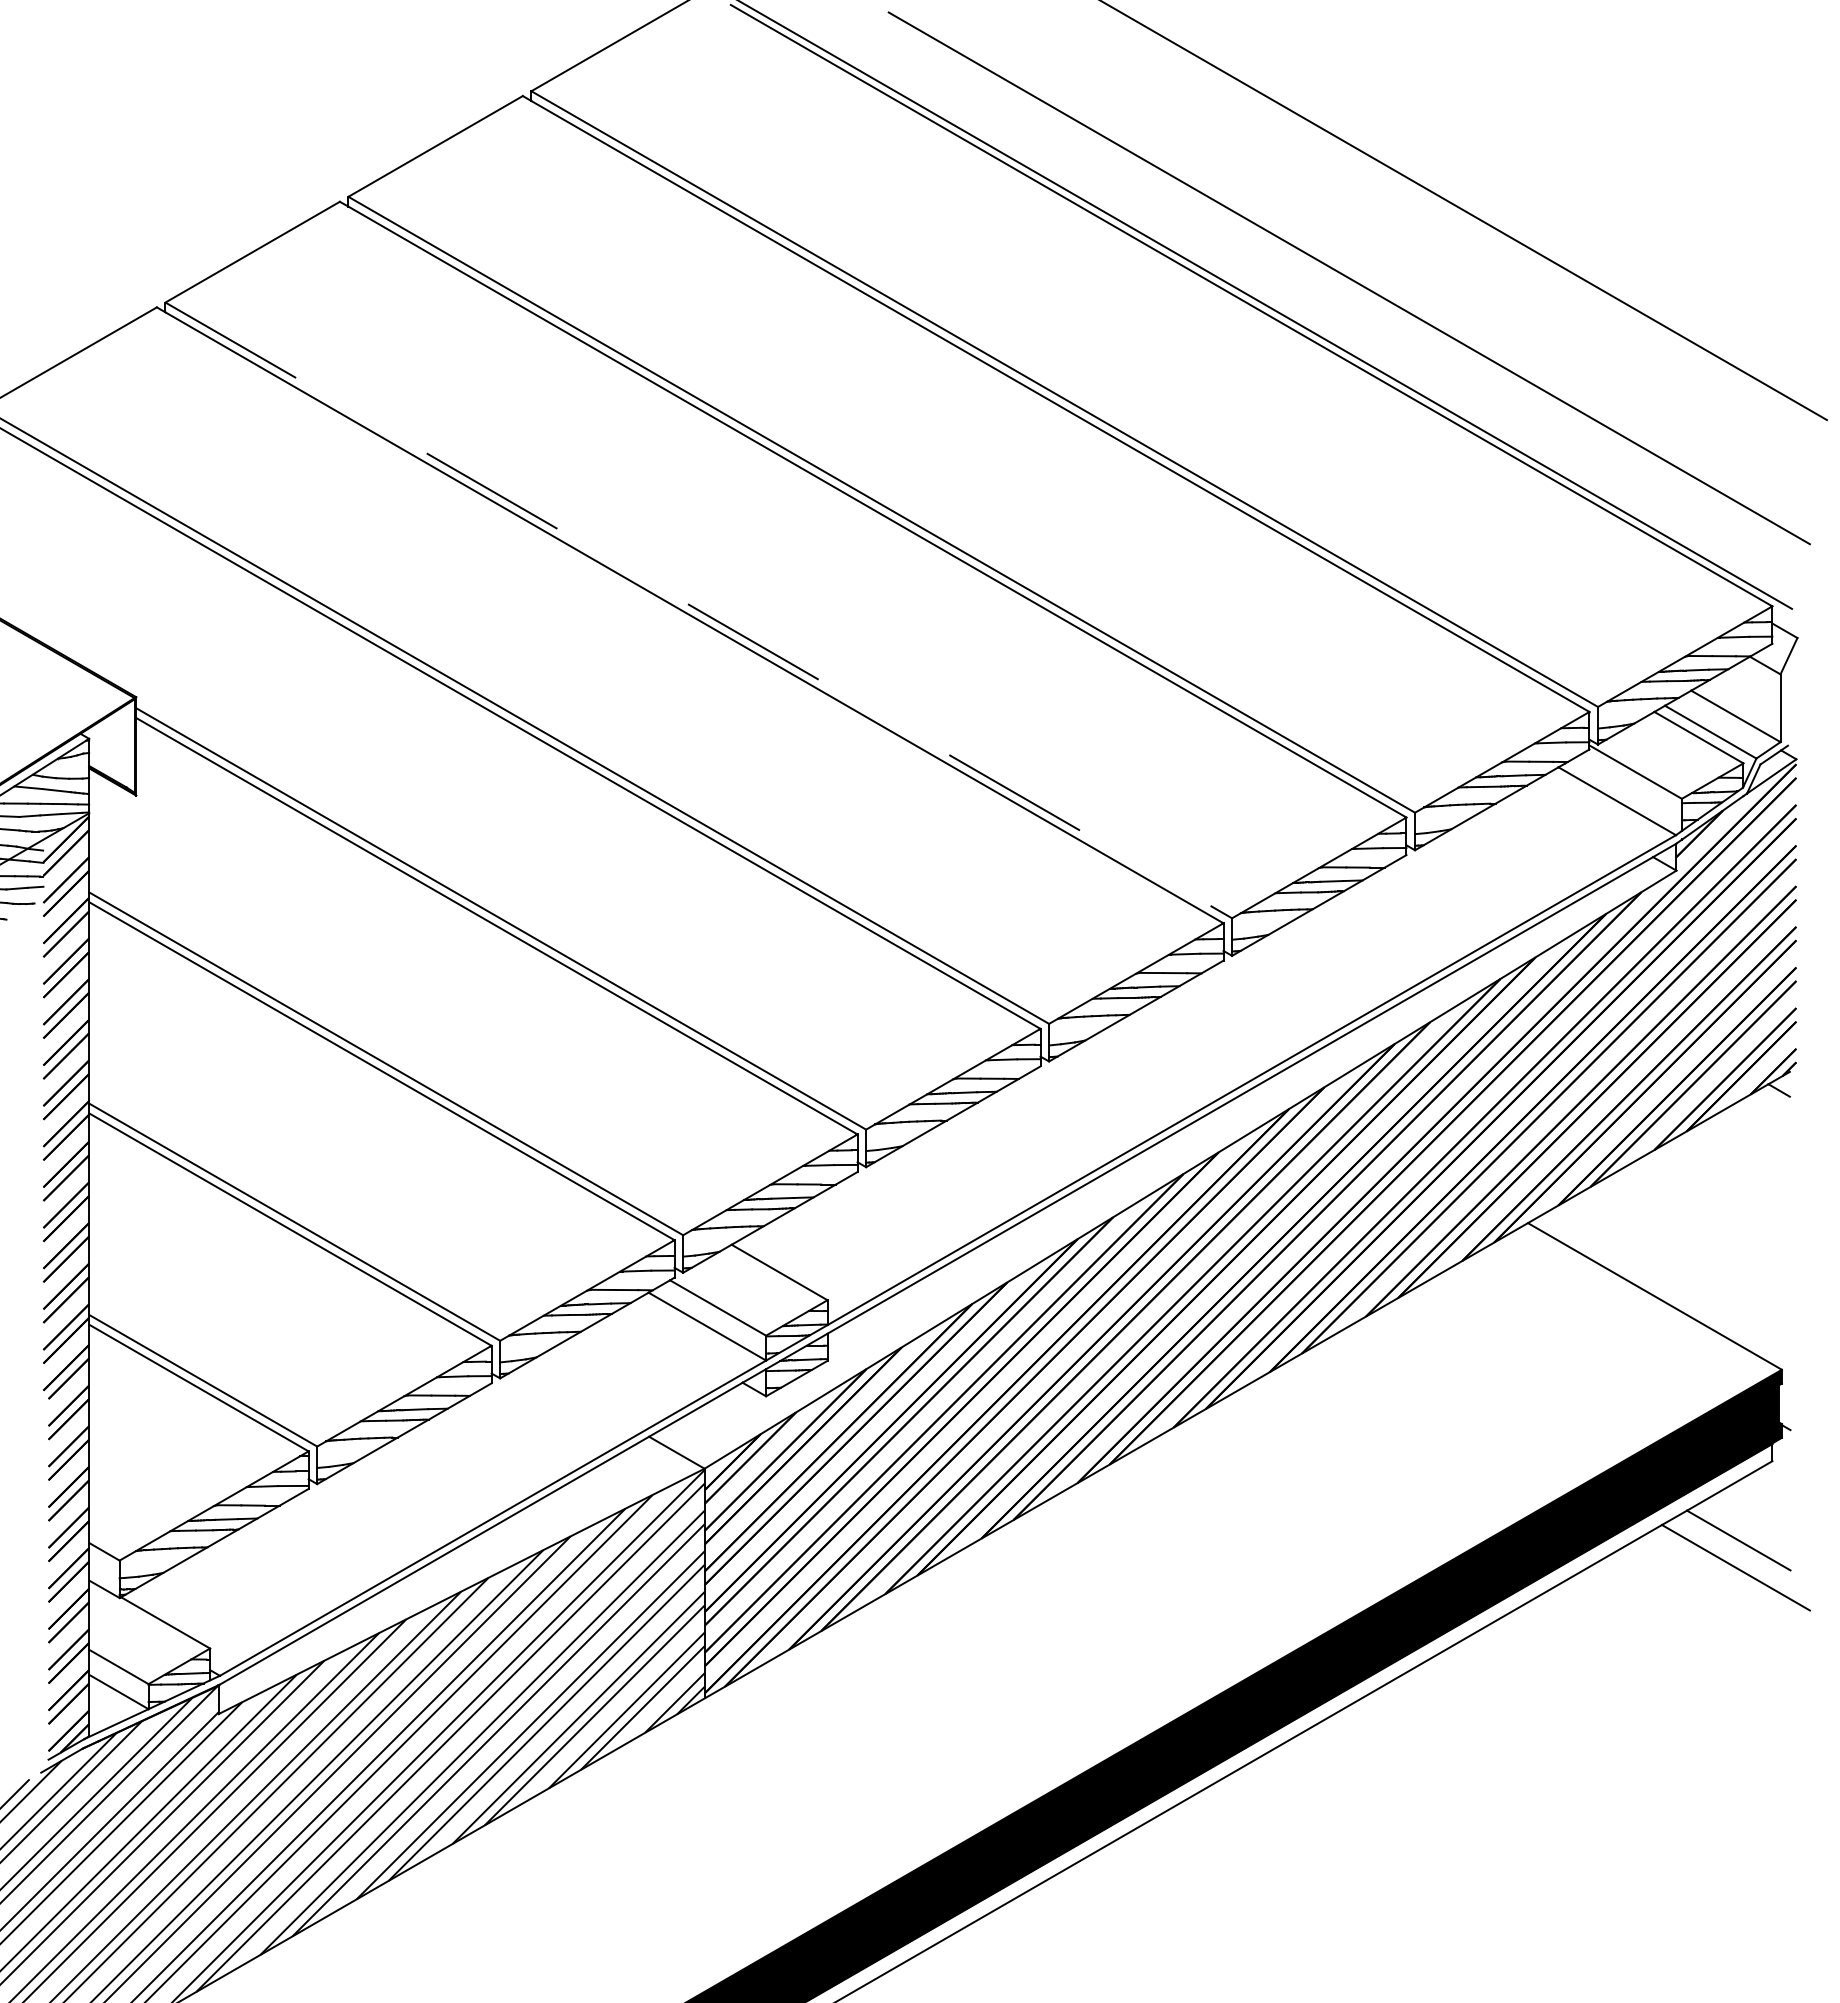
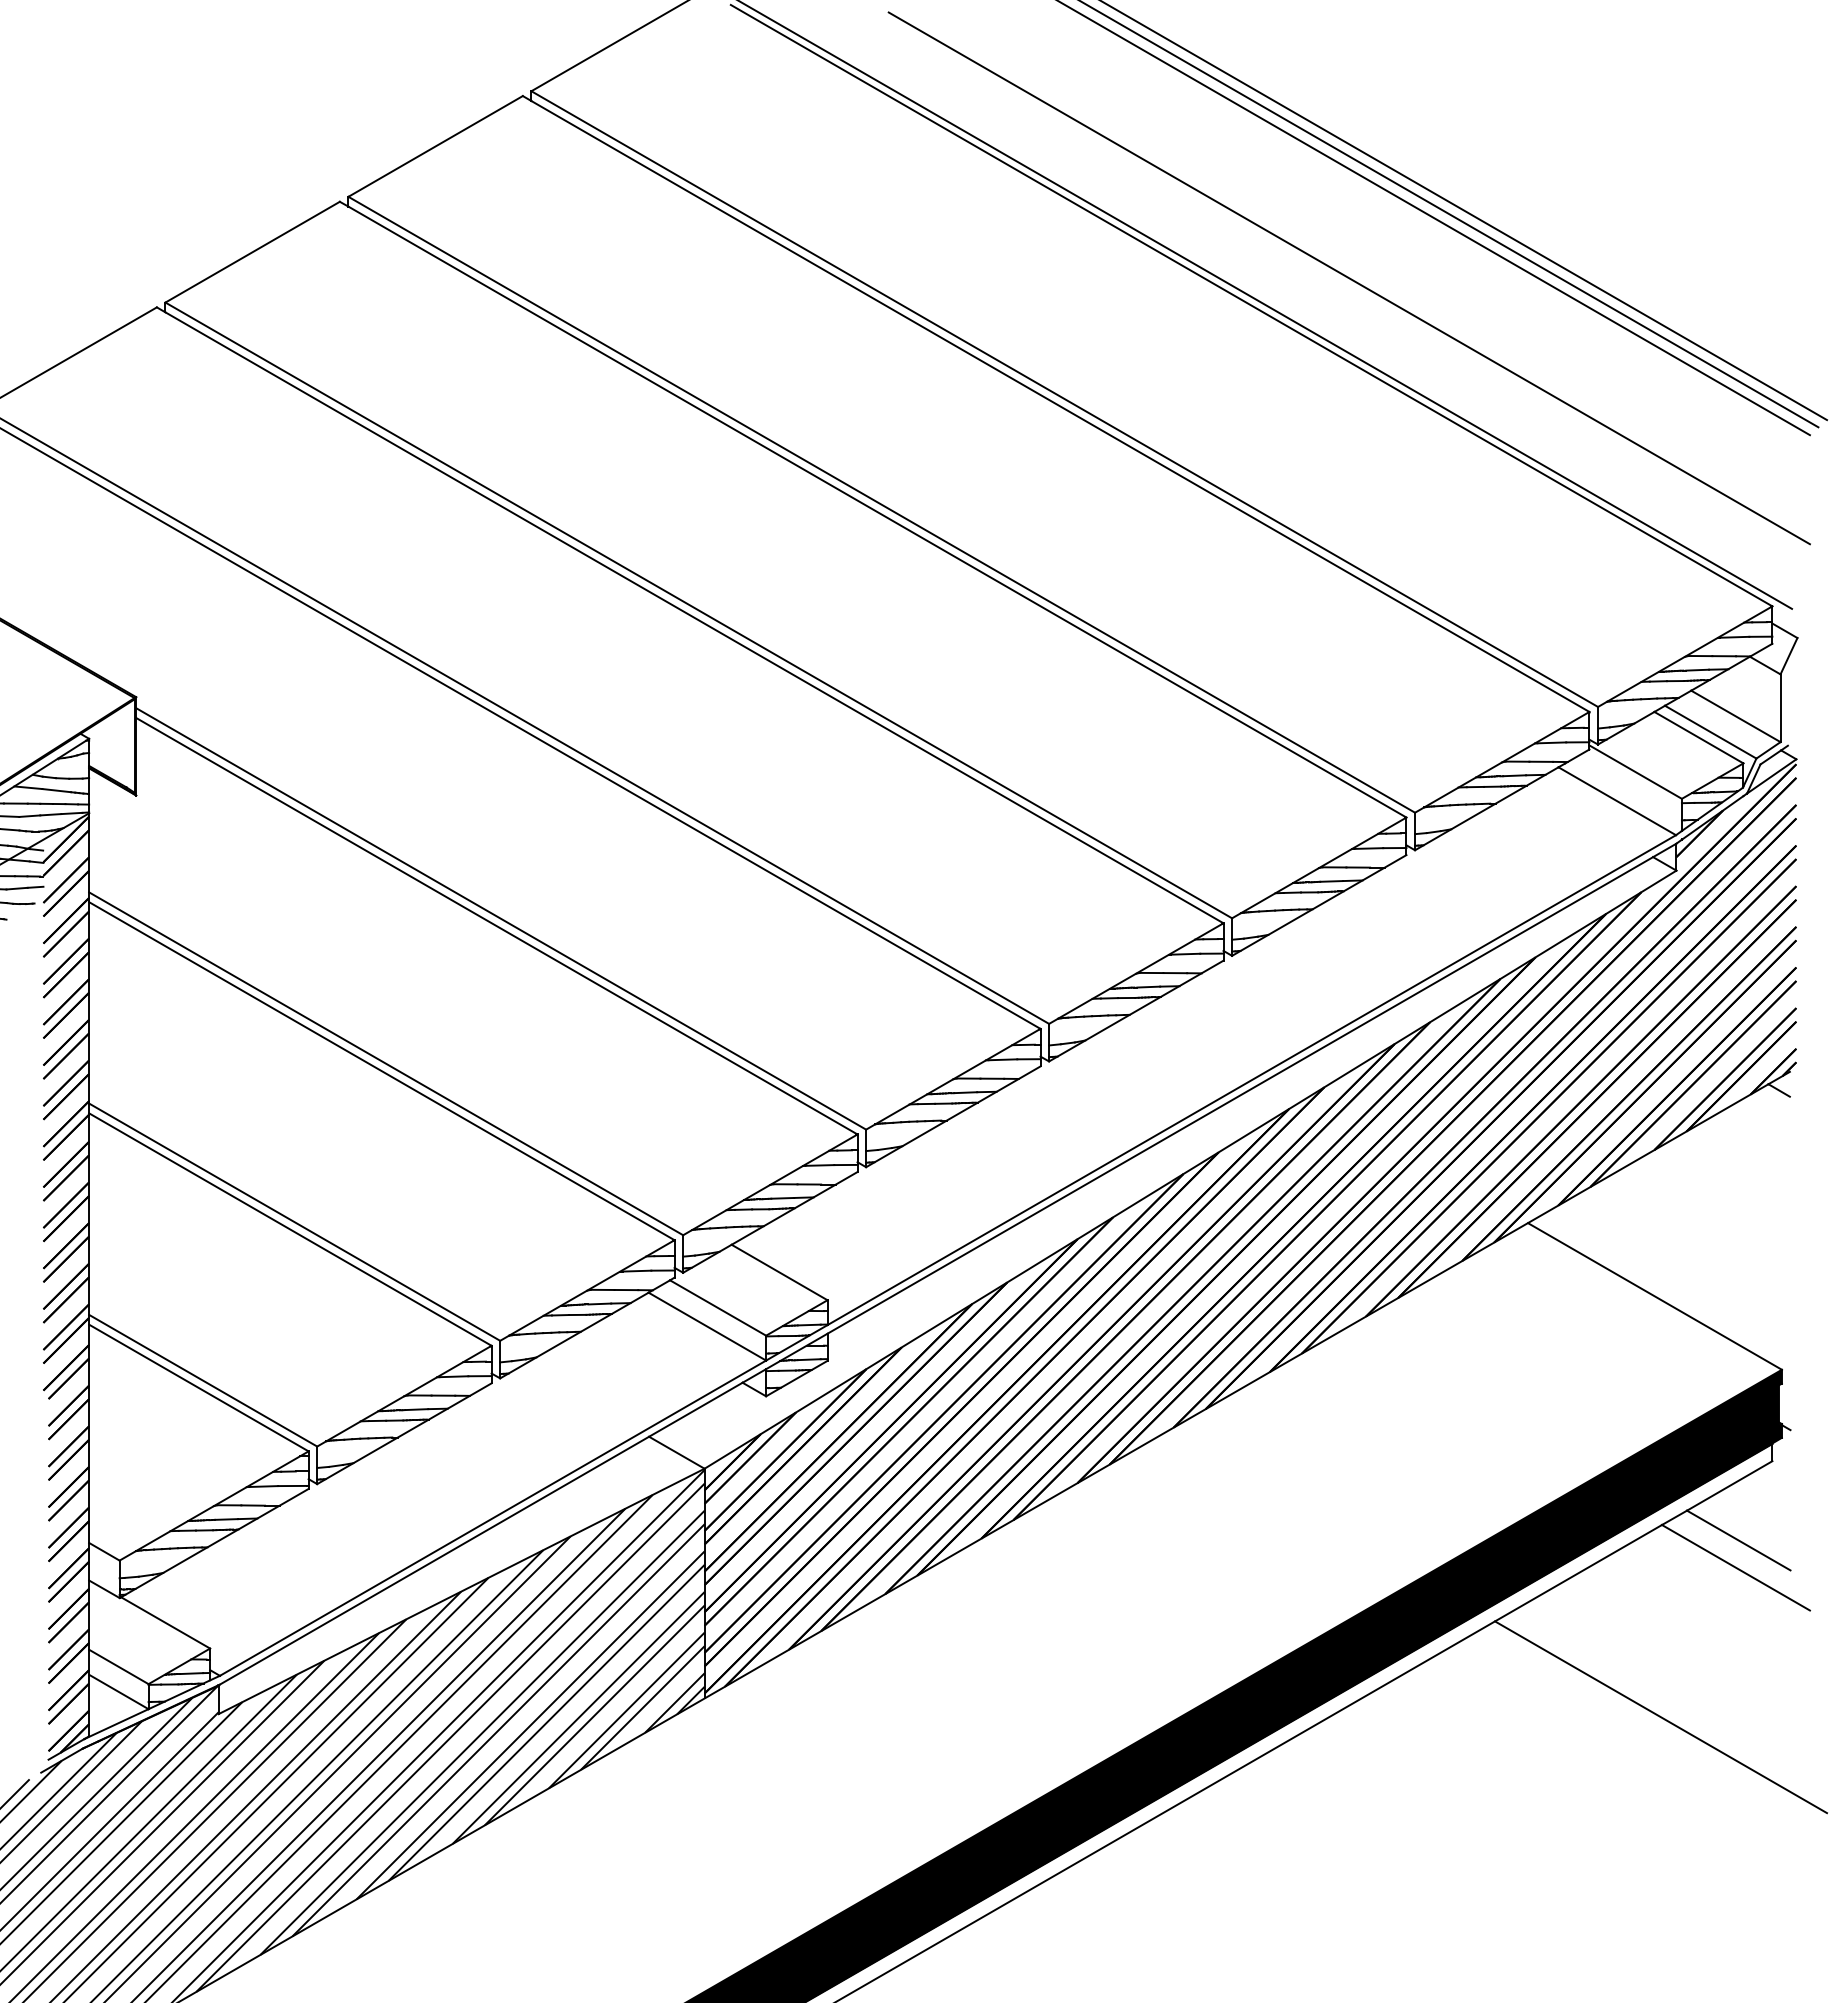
line: none -> present (1450, 214)
line: none -> present (1434, 218)
line: dashed -> solid (698, 610)
line: none -> present (1661, 1717)
